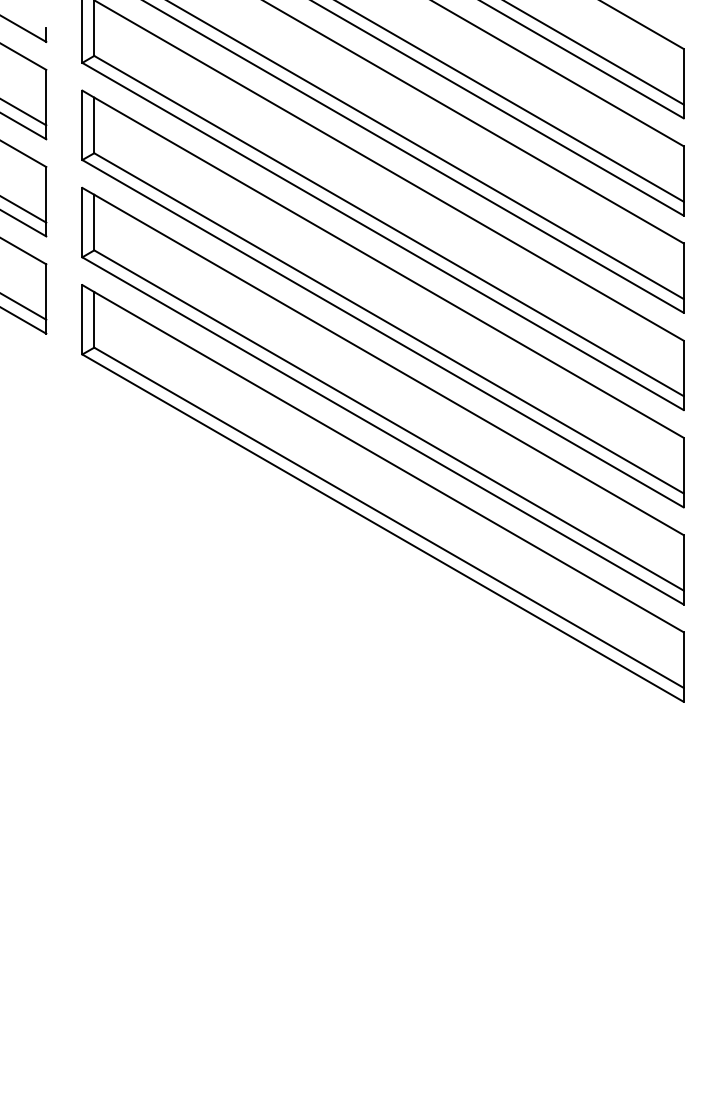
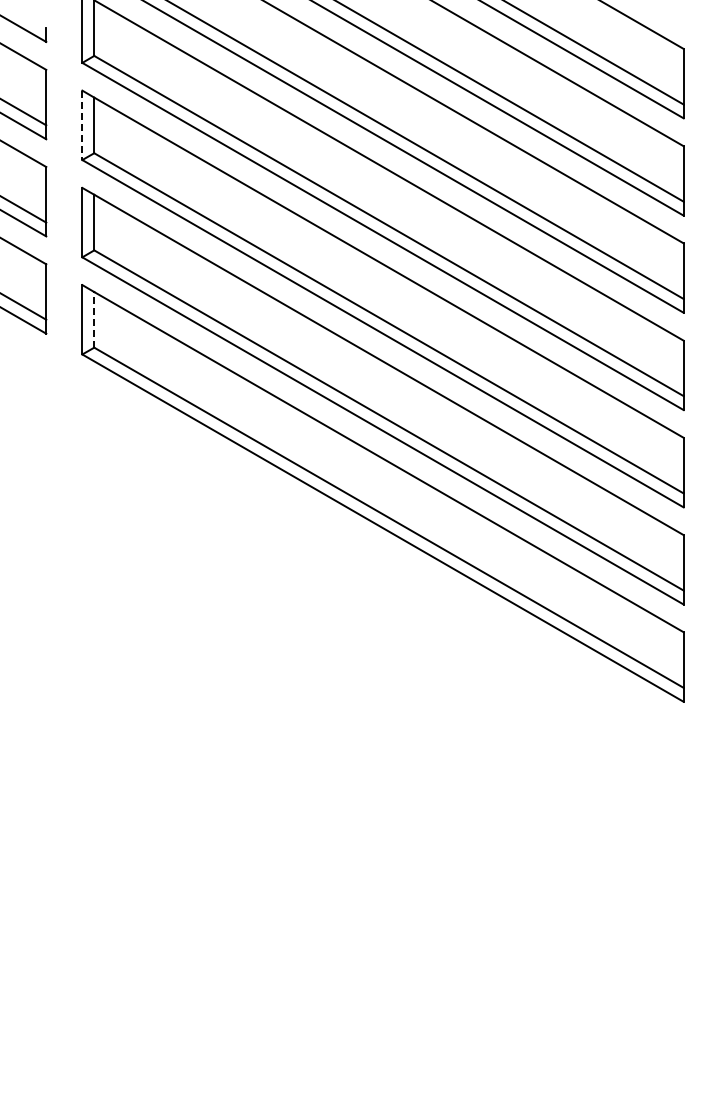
line: solid -> dashed (82, 125)
line: solid -> dashed (94, 319)
